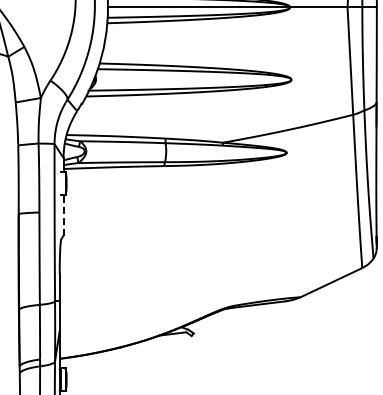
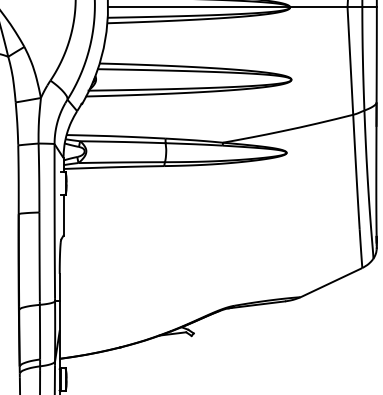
line: dashed -> solid (63, 214)
